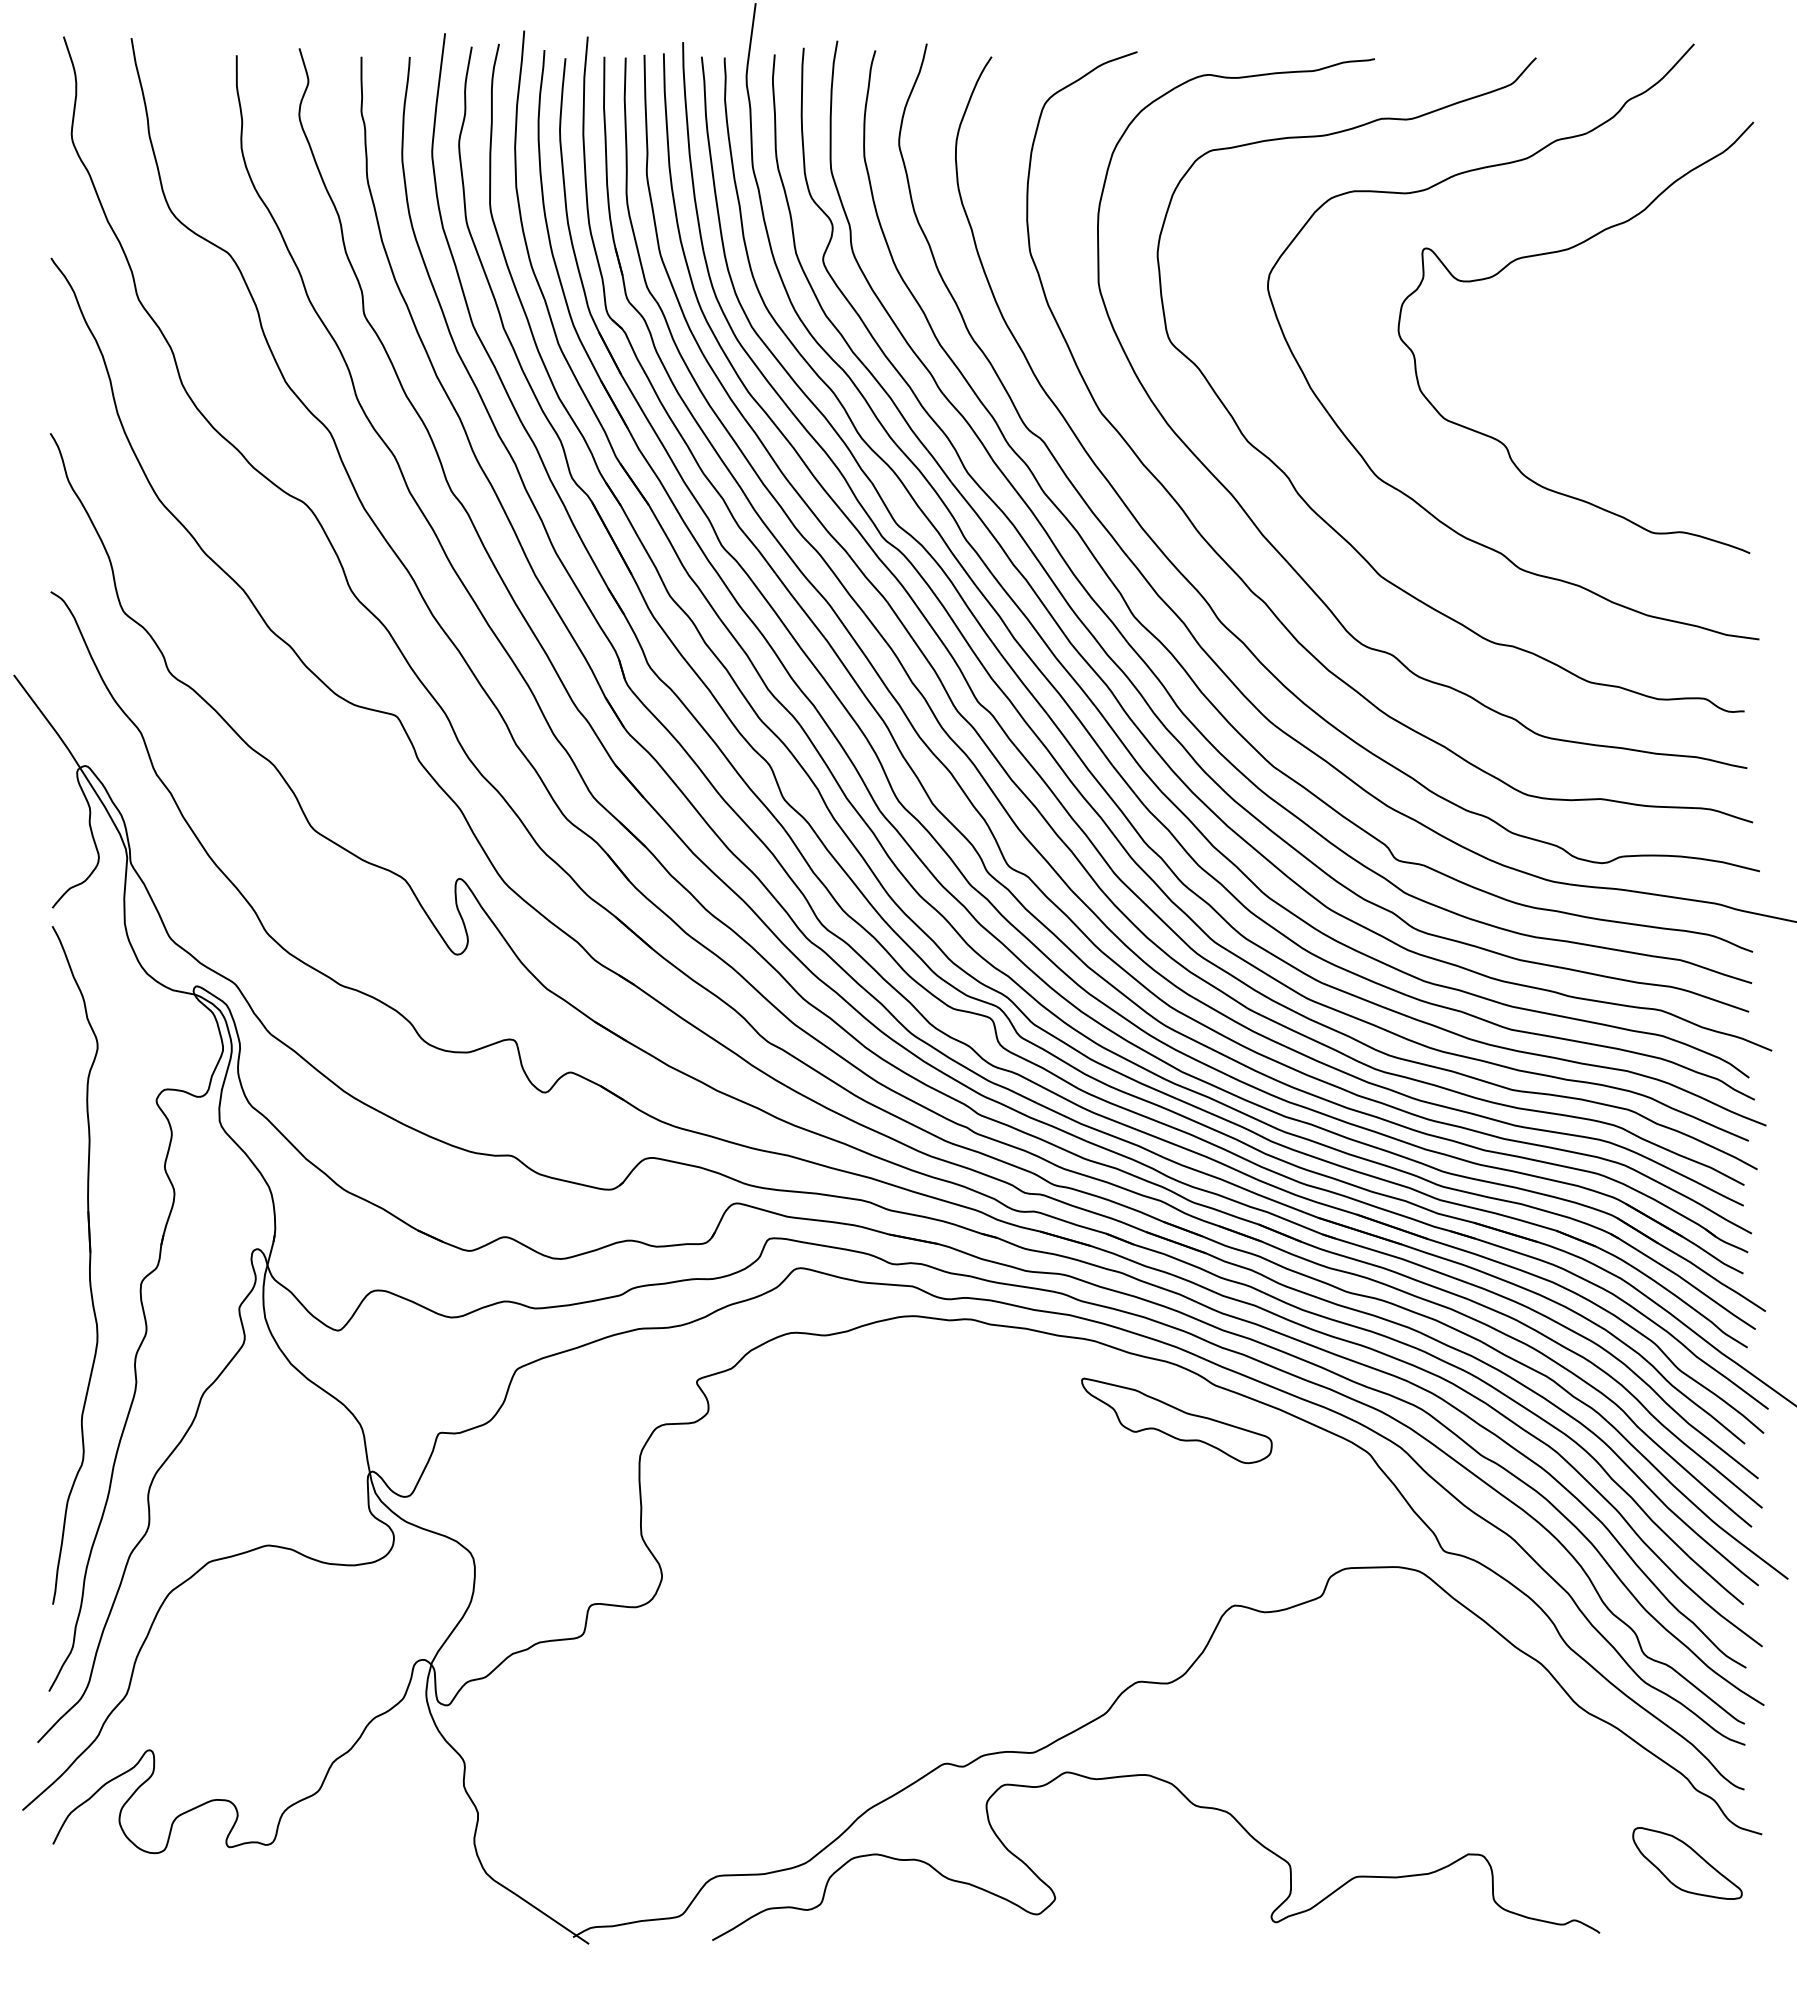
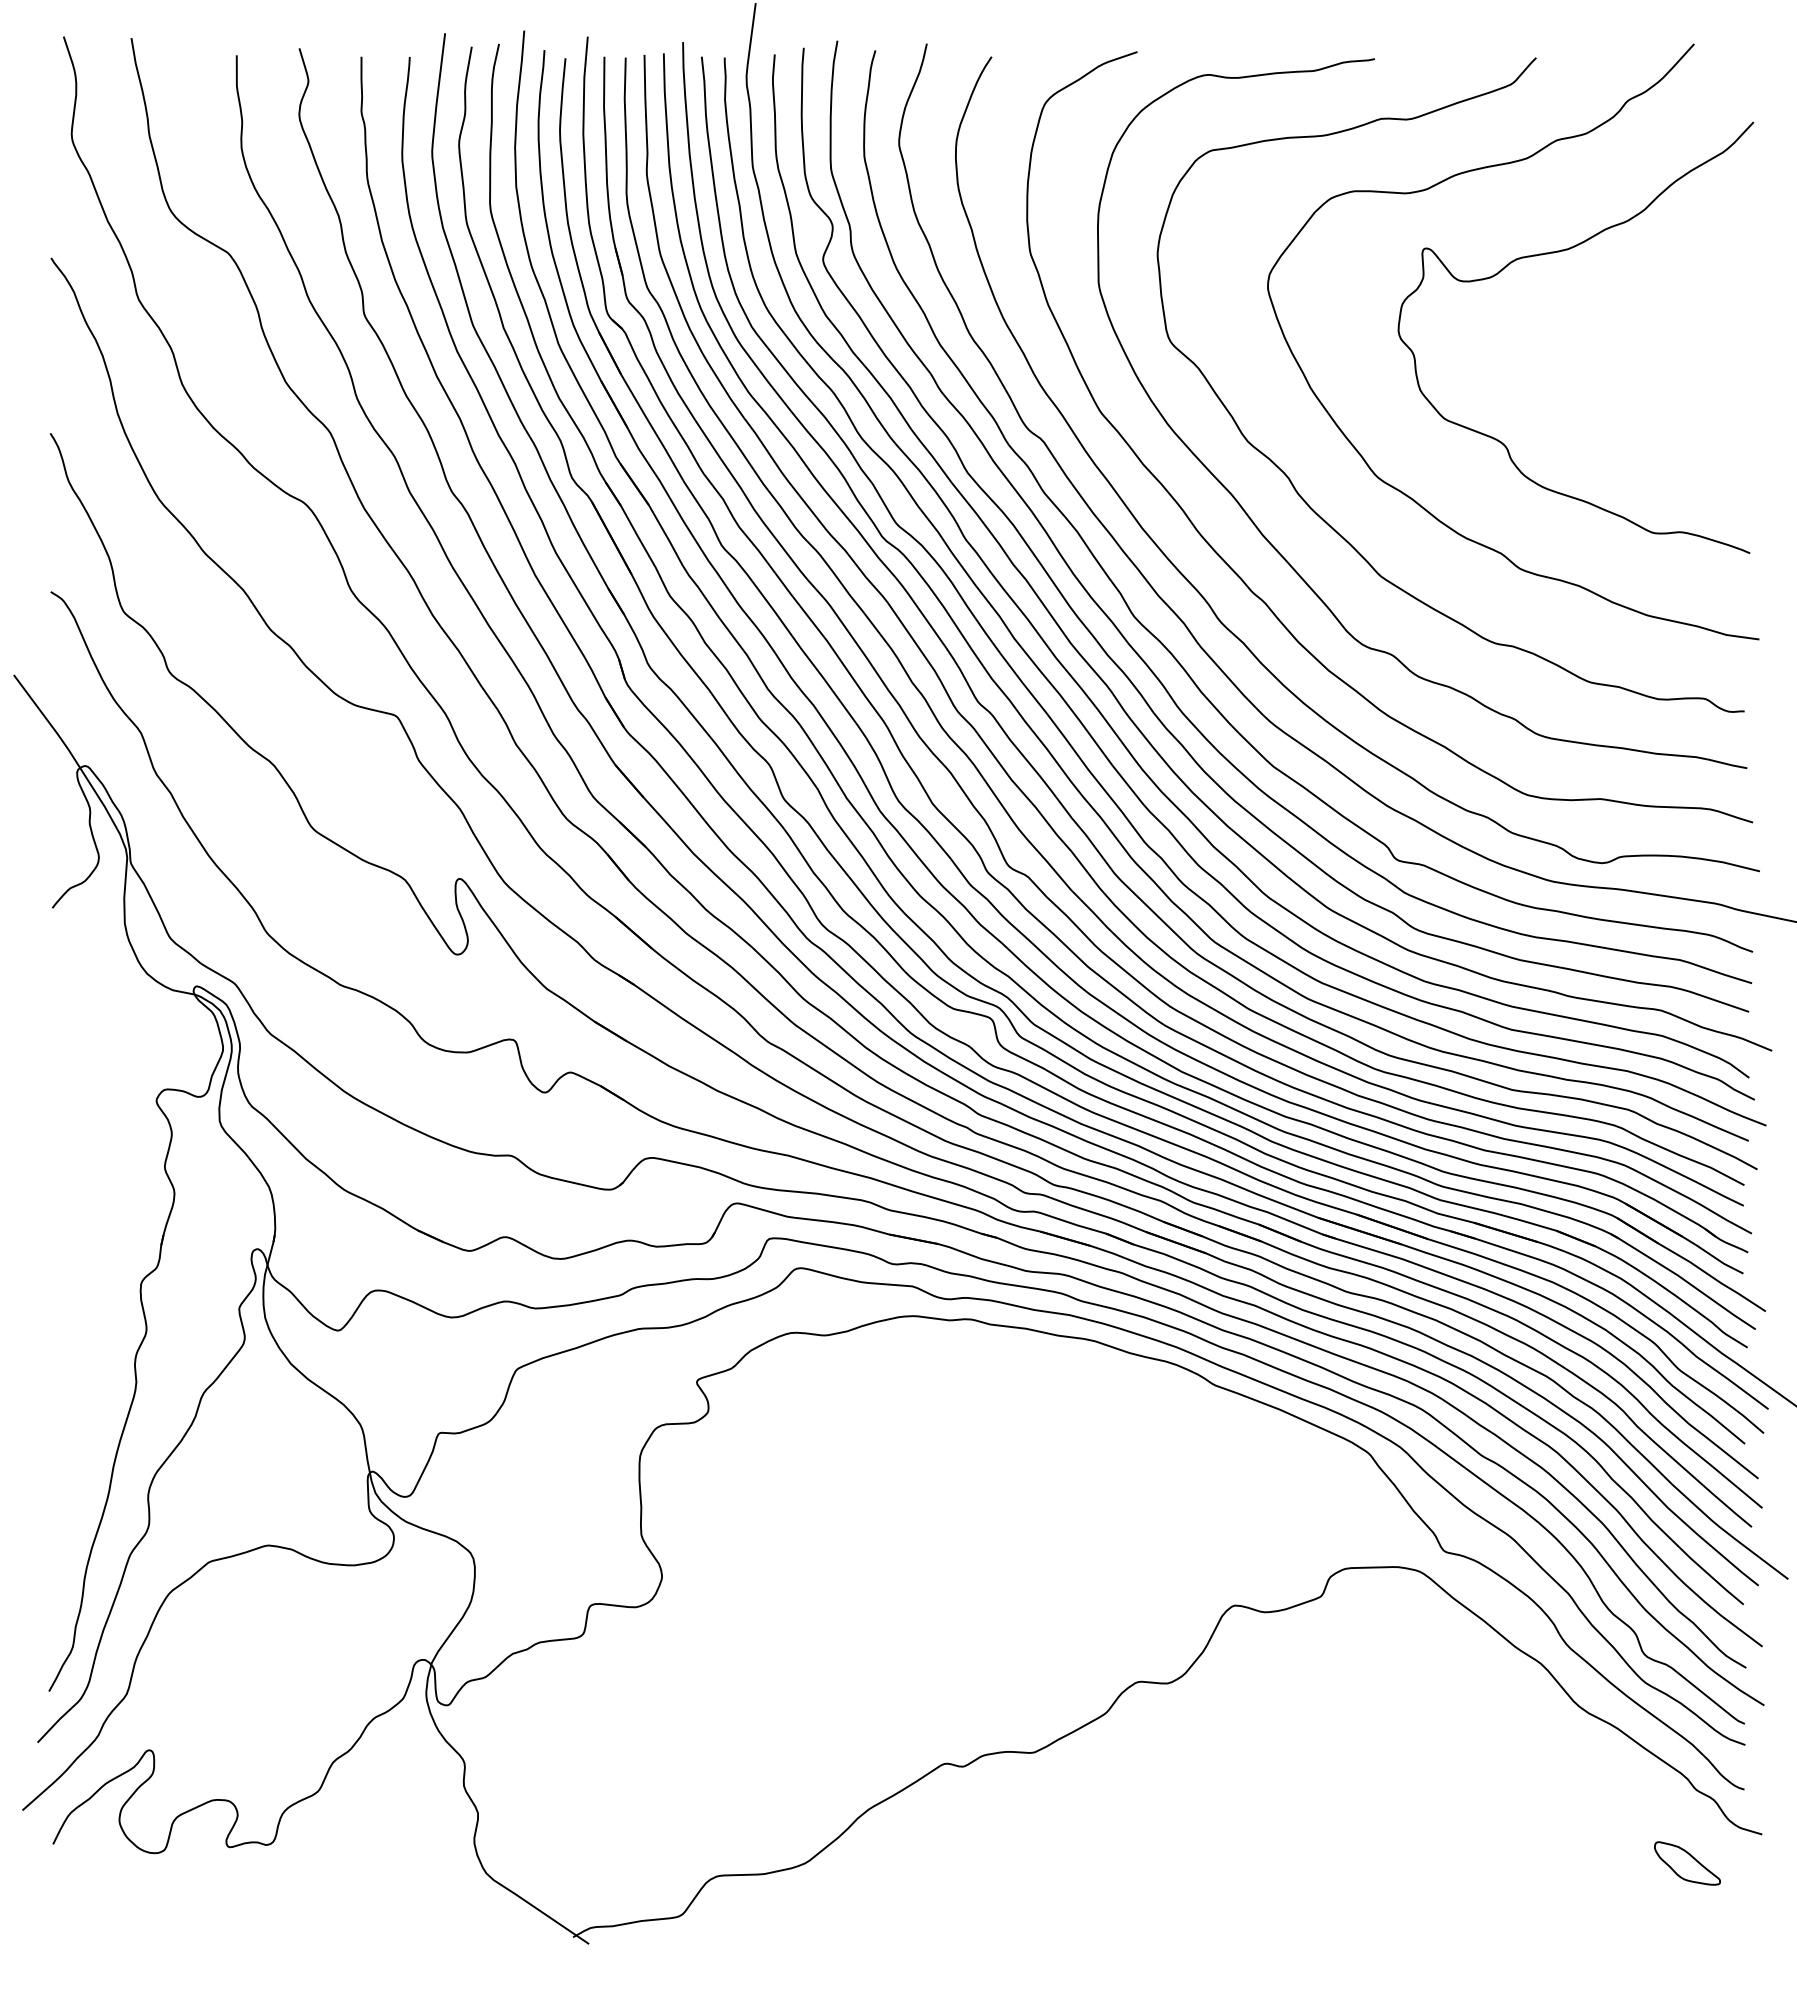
part: present -> none (89, 1265)
part: present -> none (1176, 1420)
curve: present -> none (1190, 1803)
part size: 111x73 px -> 67x45 px (1687, 1863)
